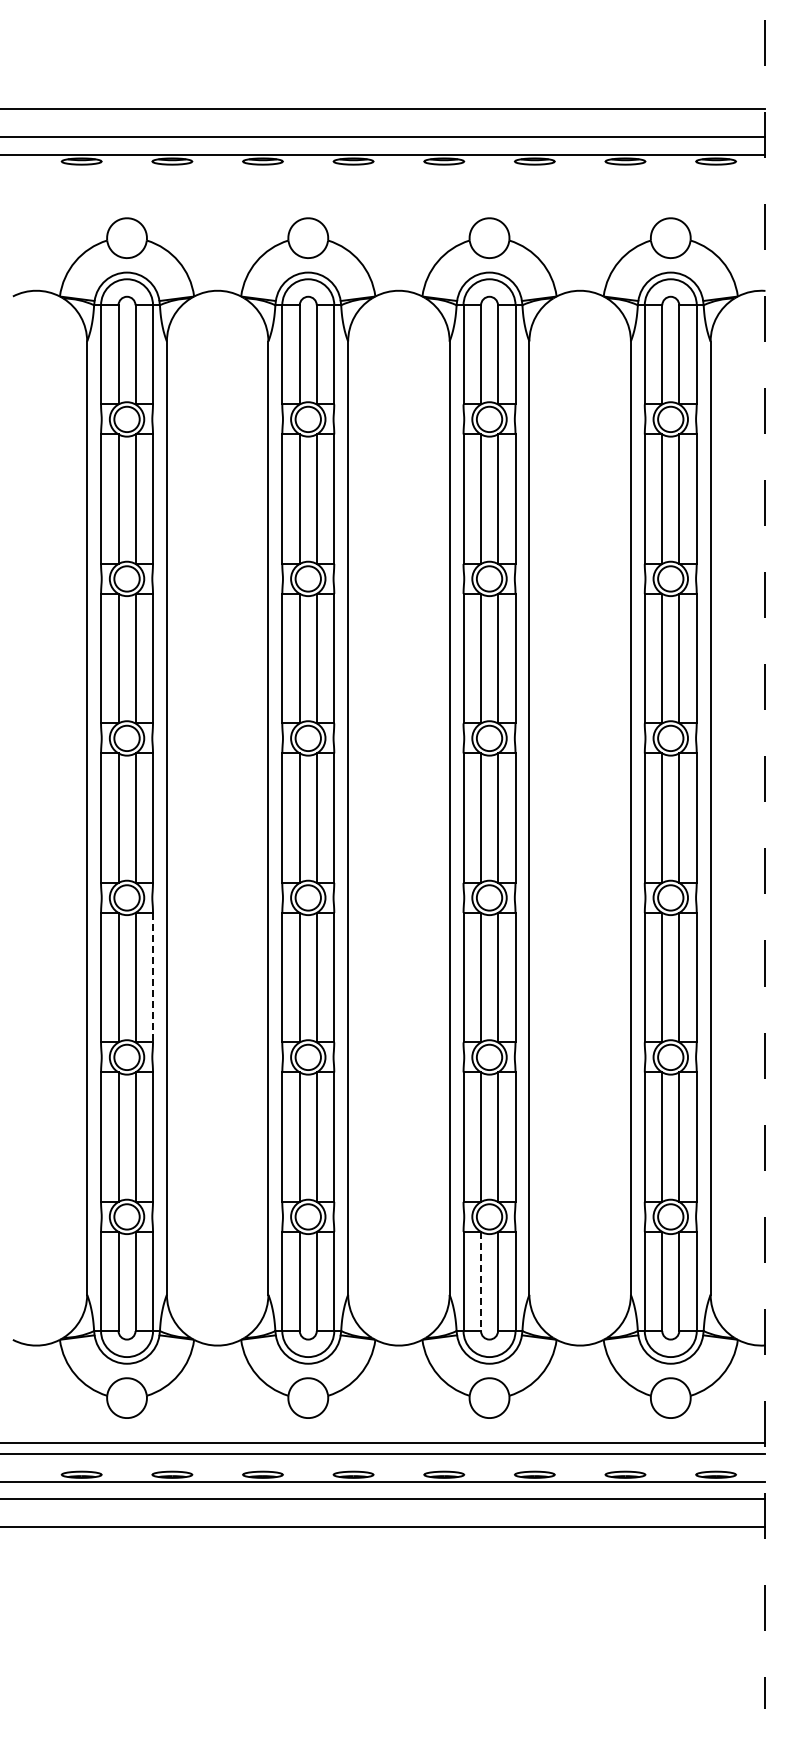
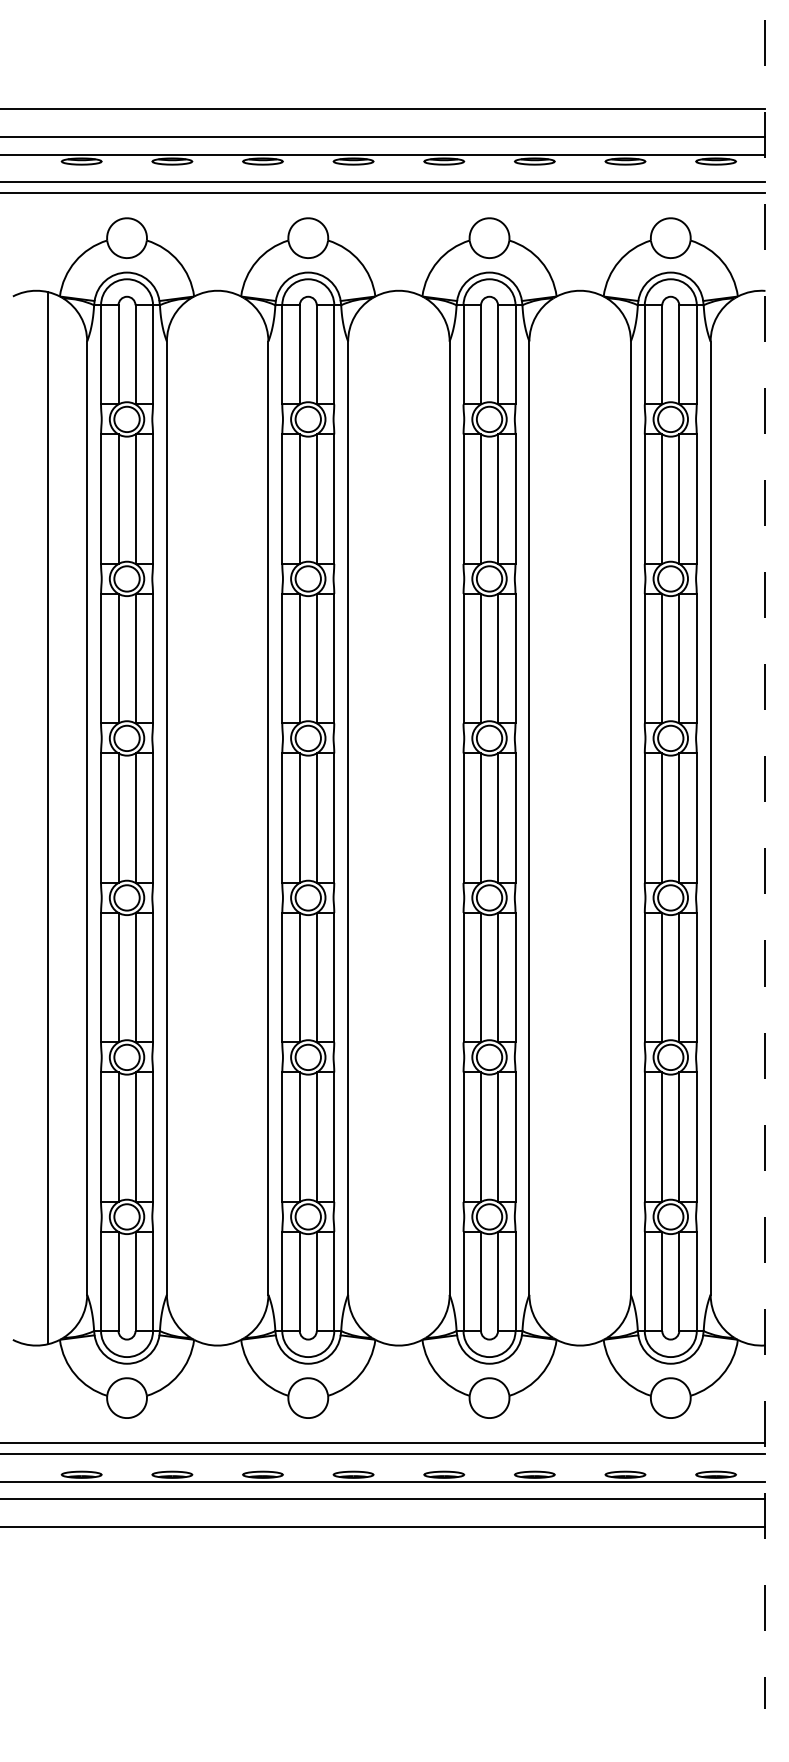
line: none -> present (383, 182)
line: none -> present (383, 193)
line: none -> present (47, 818)
line: dashed -> solid (153, 977)
line: dashed -> solid (481, 1281)
